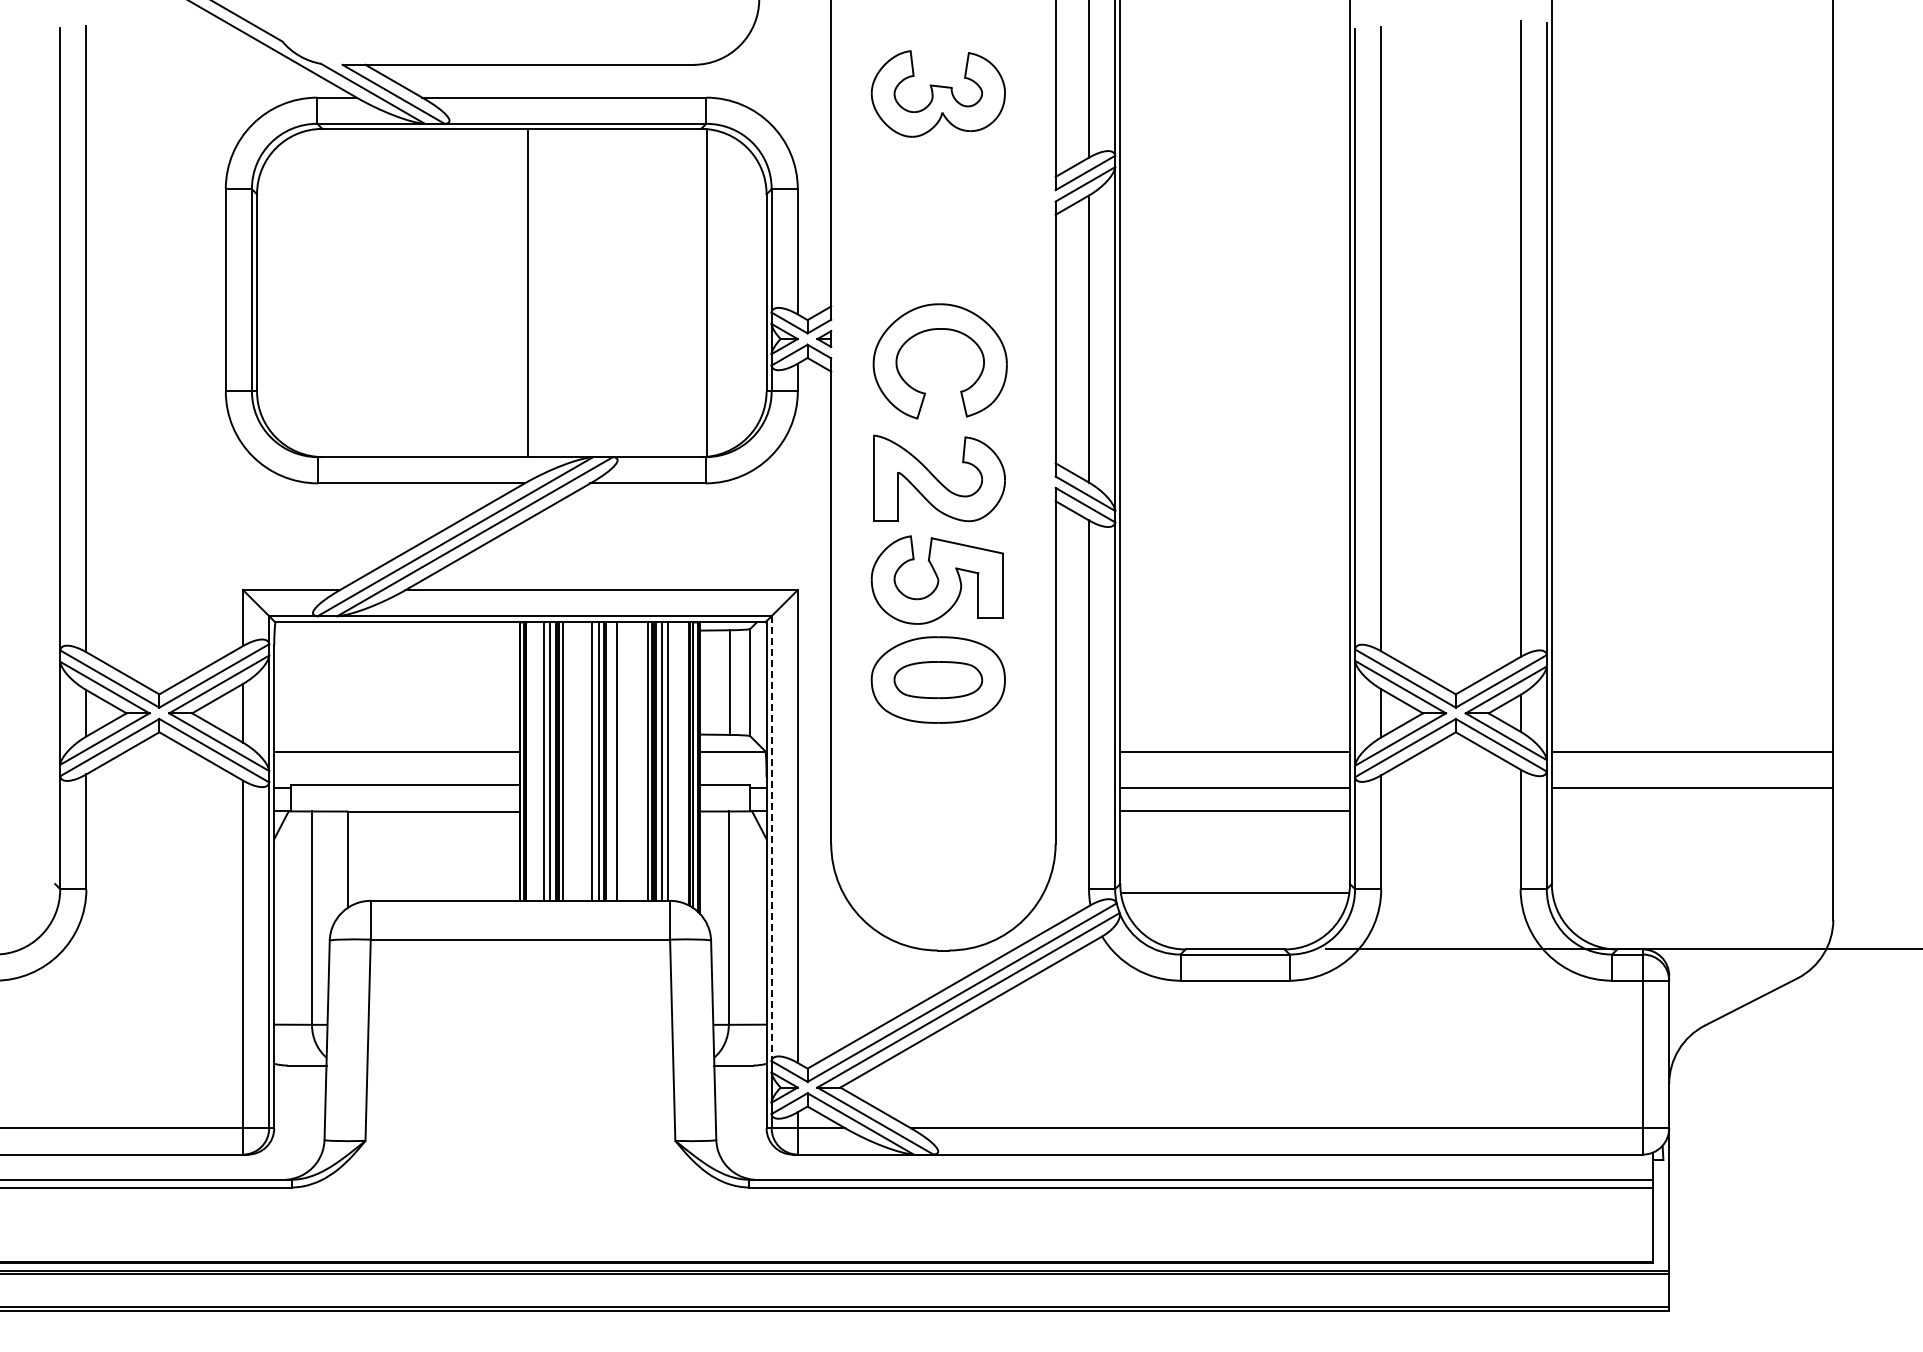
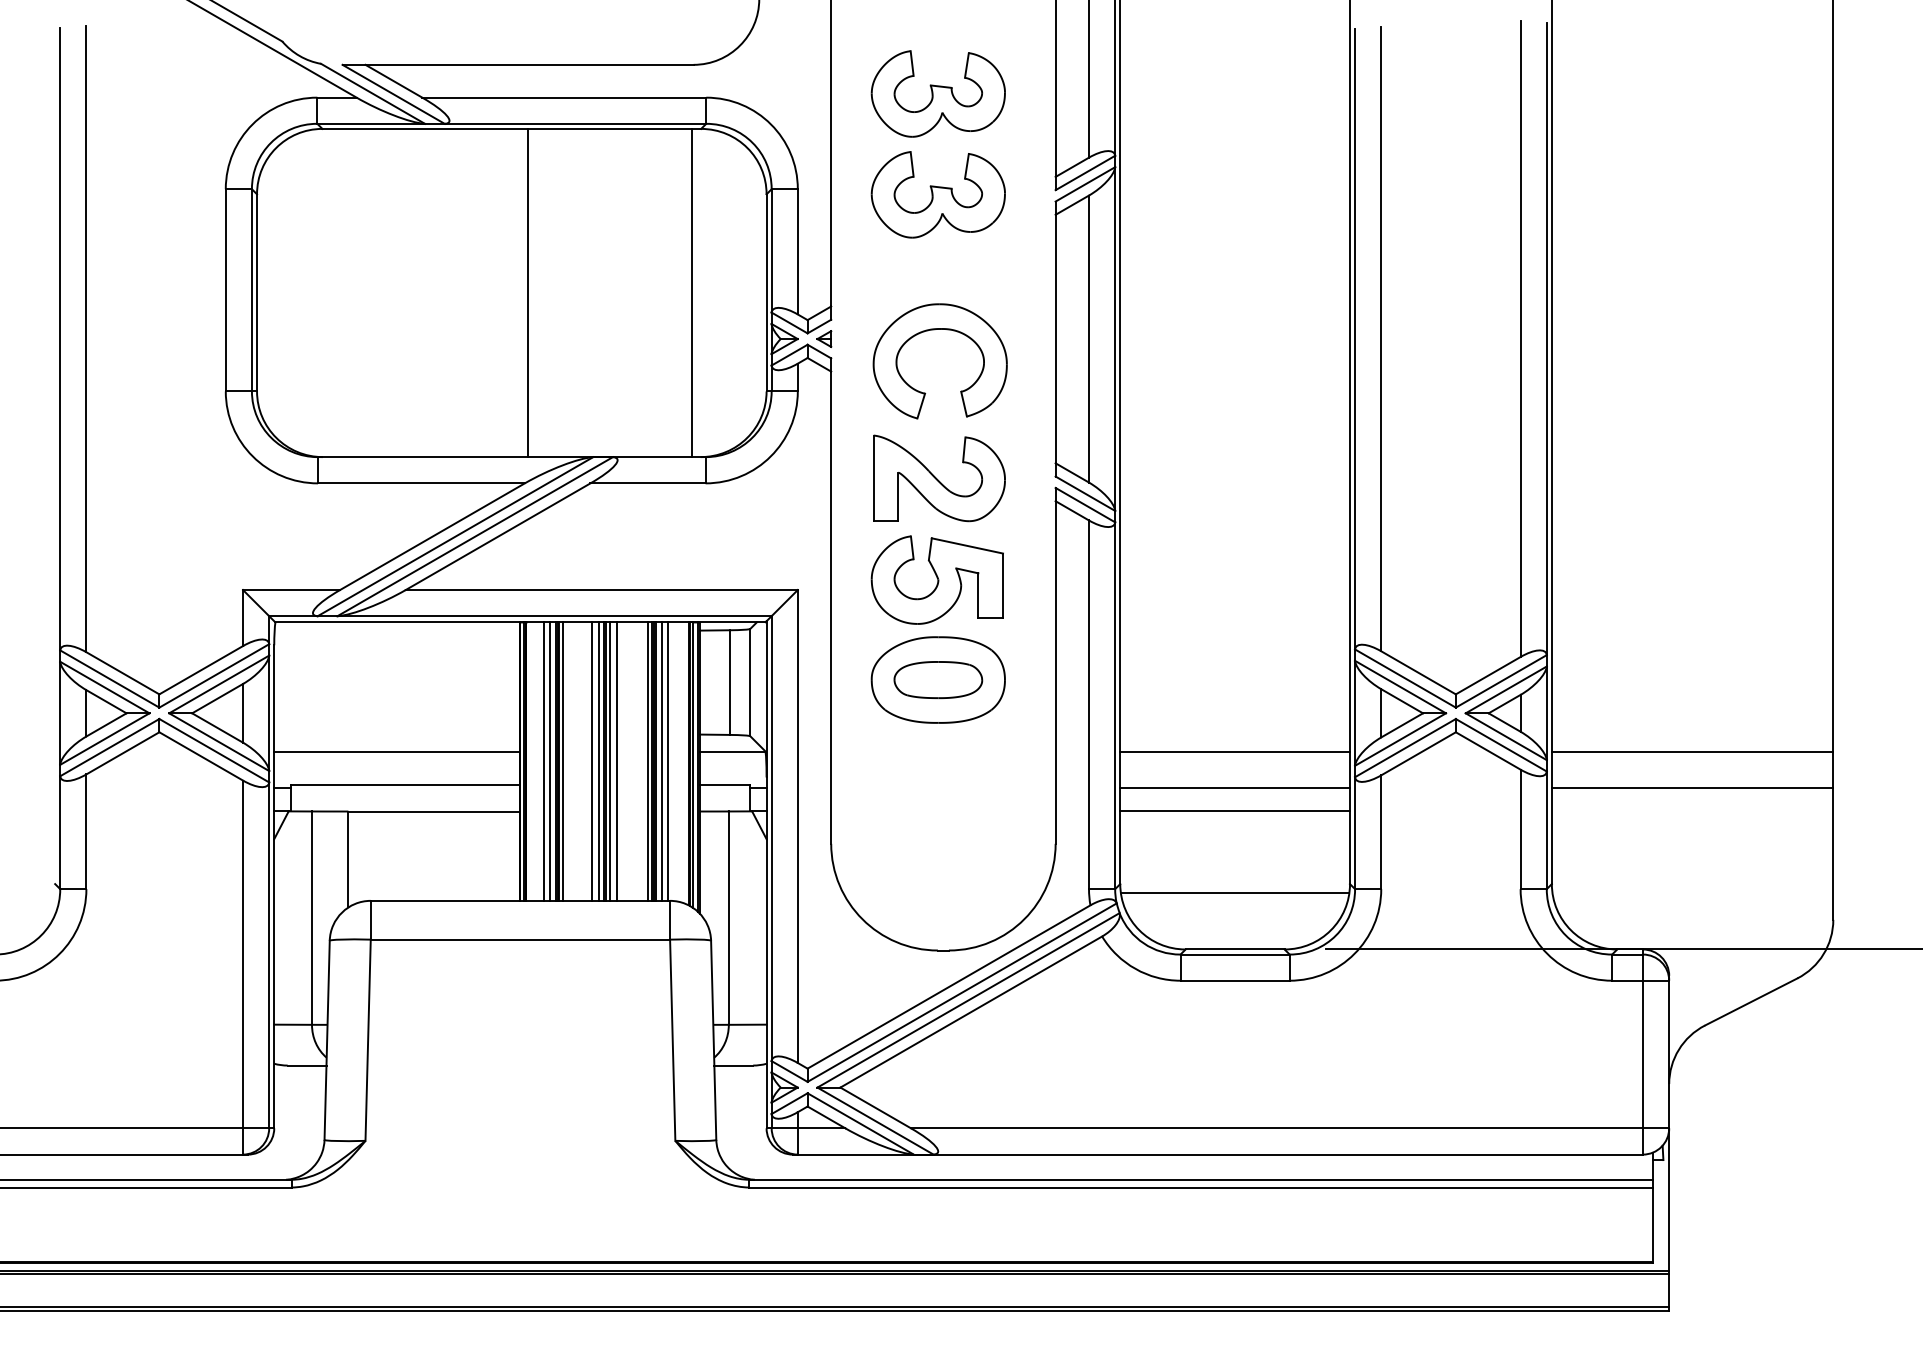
part: none -> present (937, 194)
line position: (707, 292) -> (692, 292) (692, 292)
line: none -> present (610, 761)
line: dashed -> solid (771, 838)
